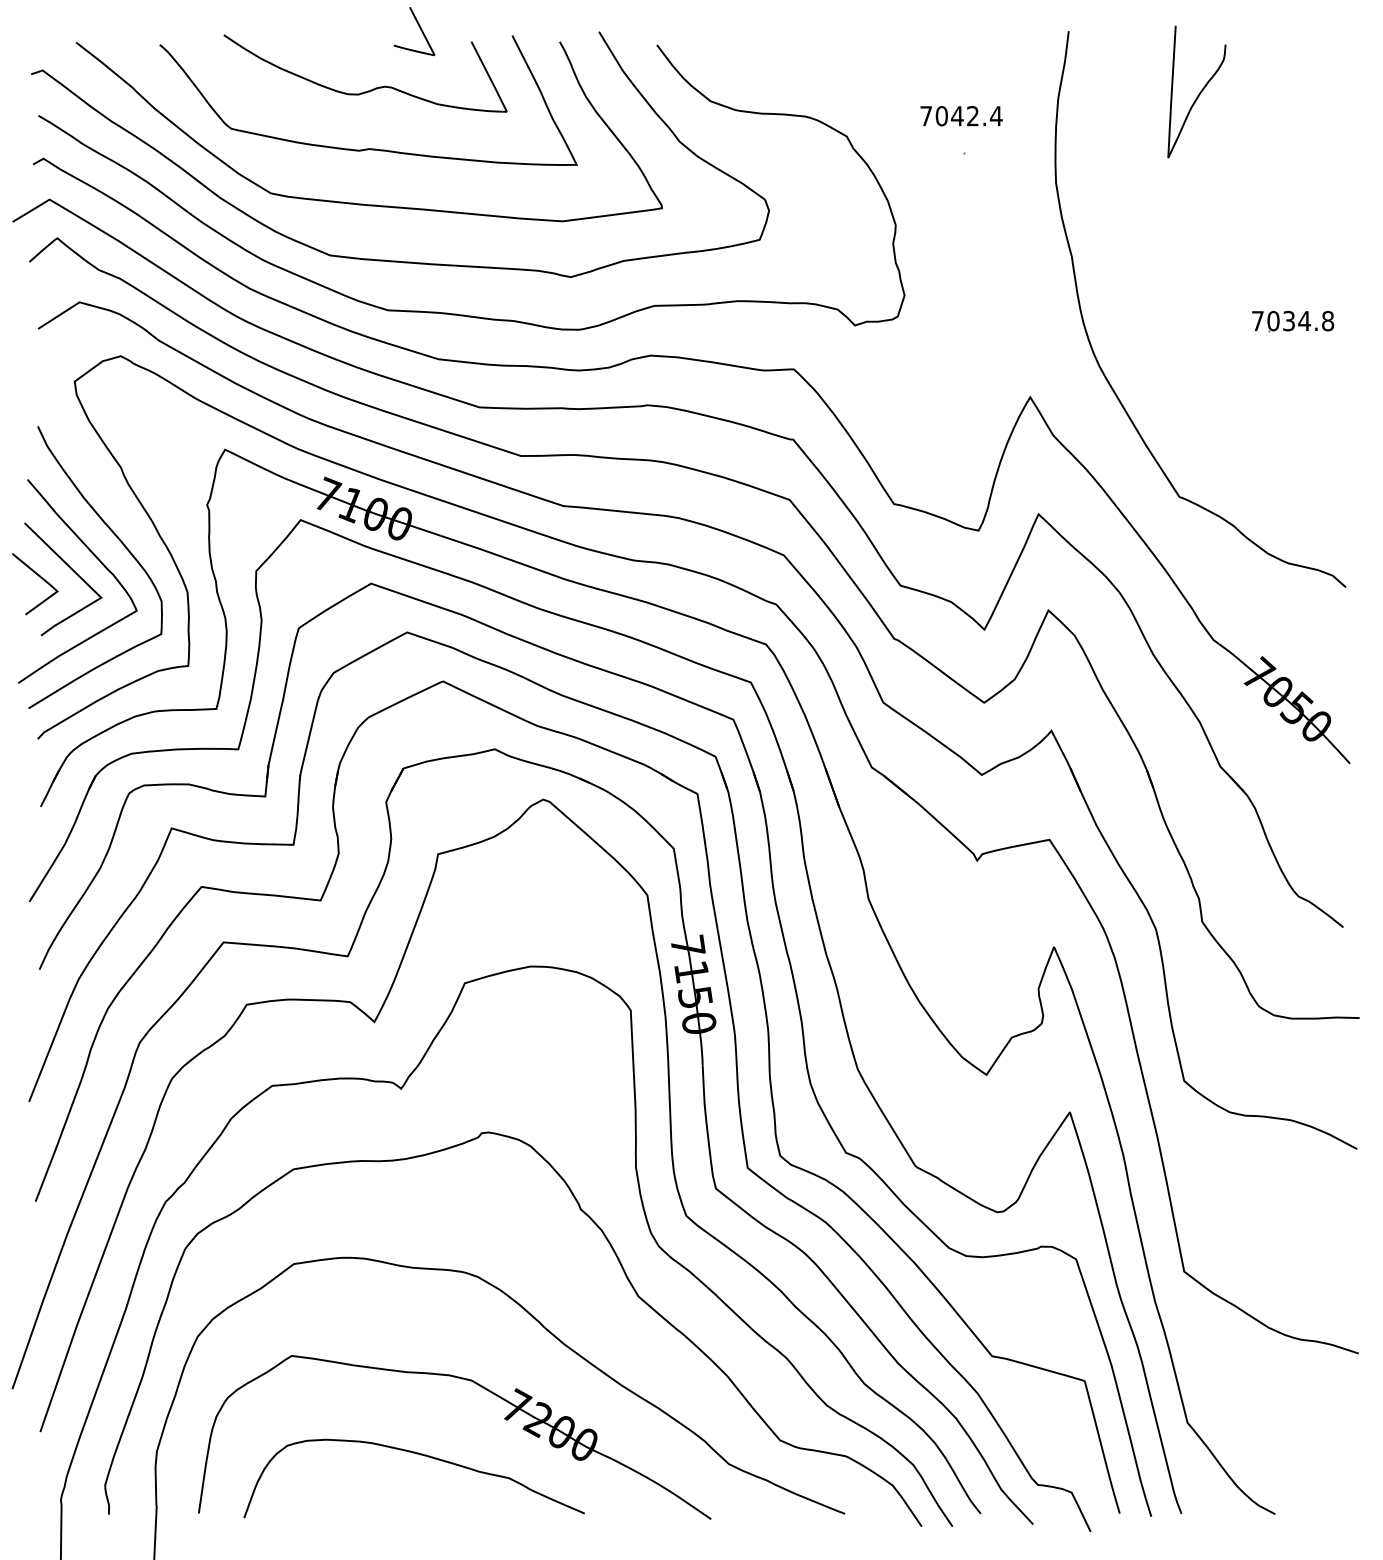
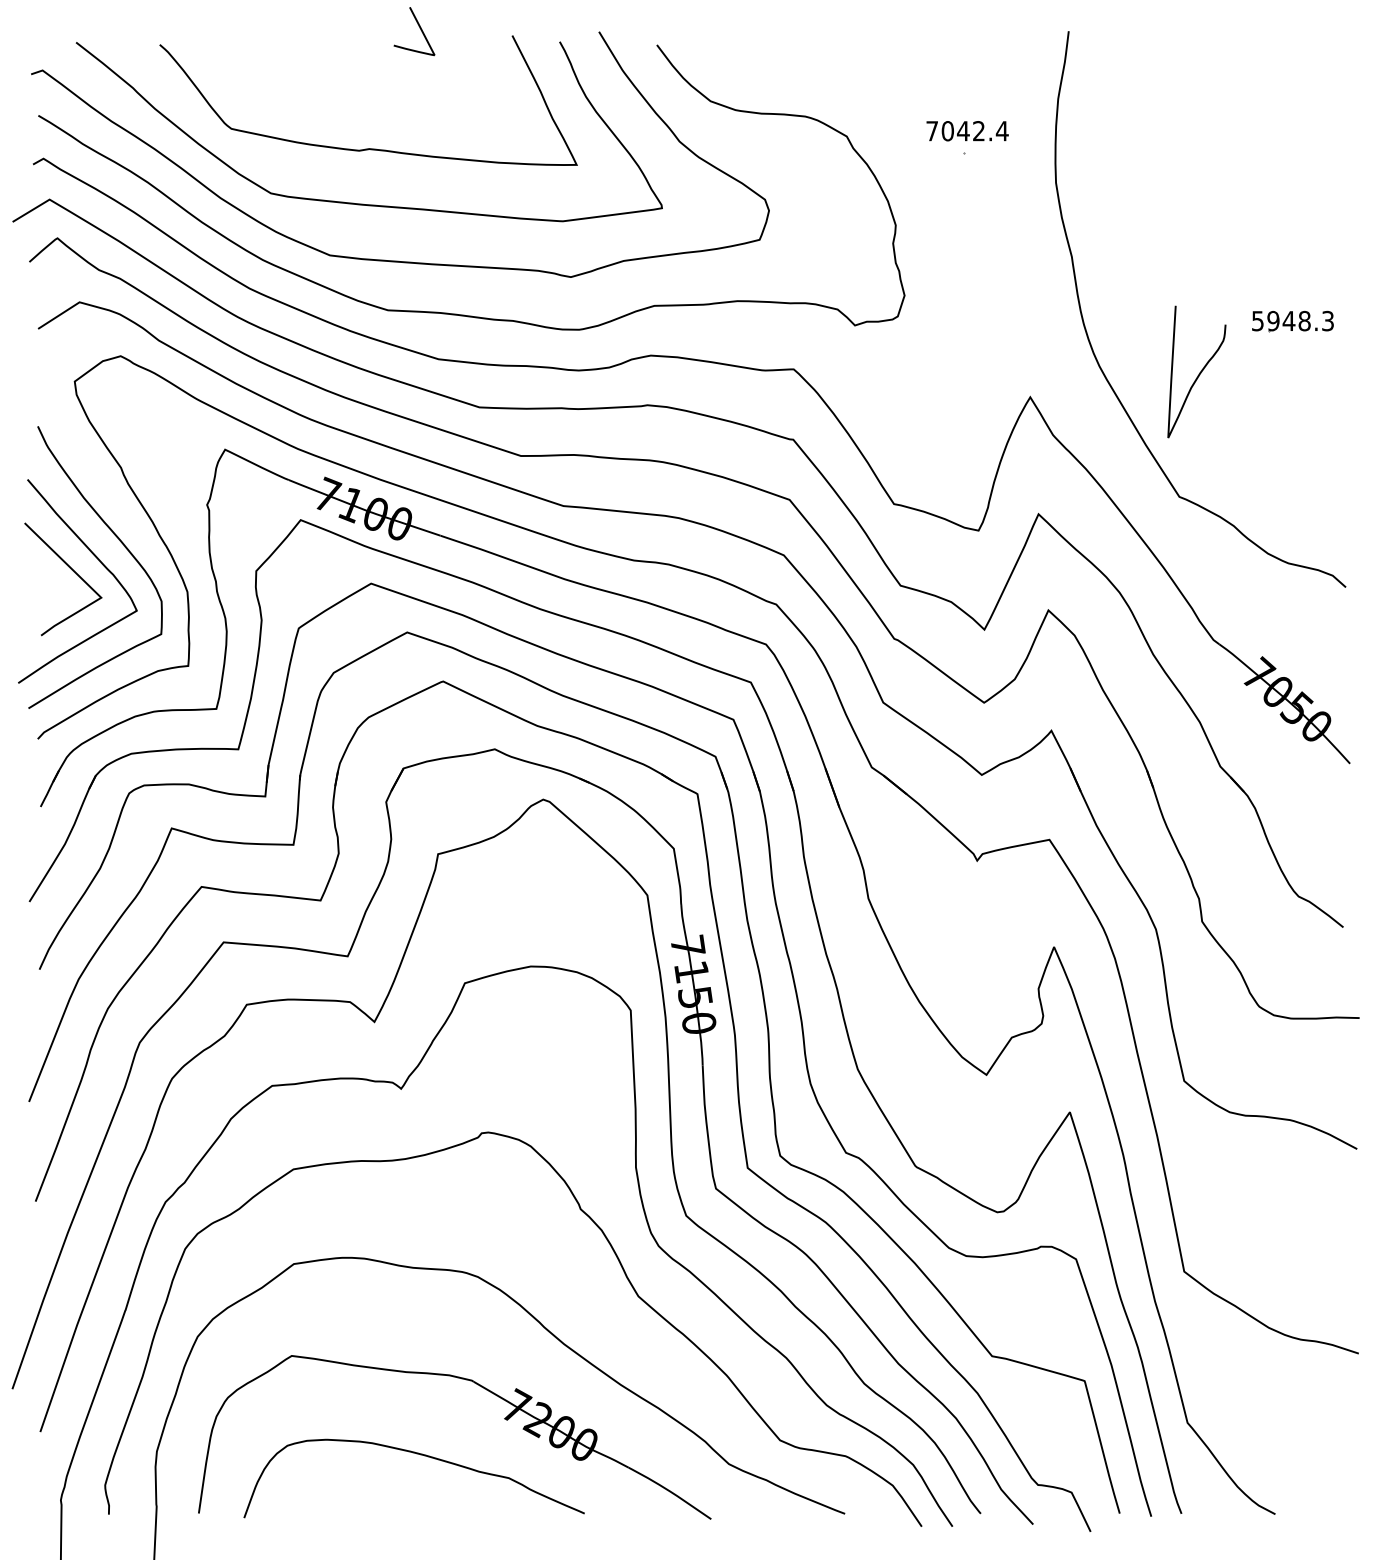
curve: present -> none (370, 89)
curve position: (1199, 92) -> (1199, 372) (1199, 372)
text position: (961, 116) -> (967, 131) (967, 131)
text: 7034.8 -> 5948.3 (1293, 320)
line: present -> none (40, 578)
